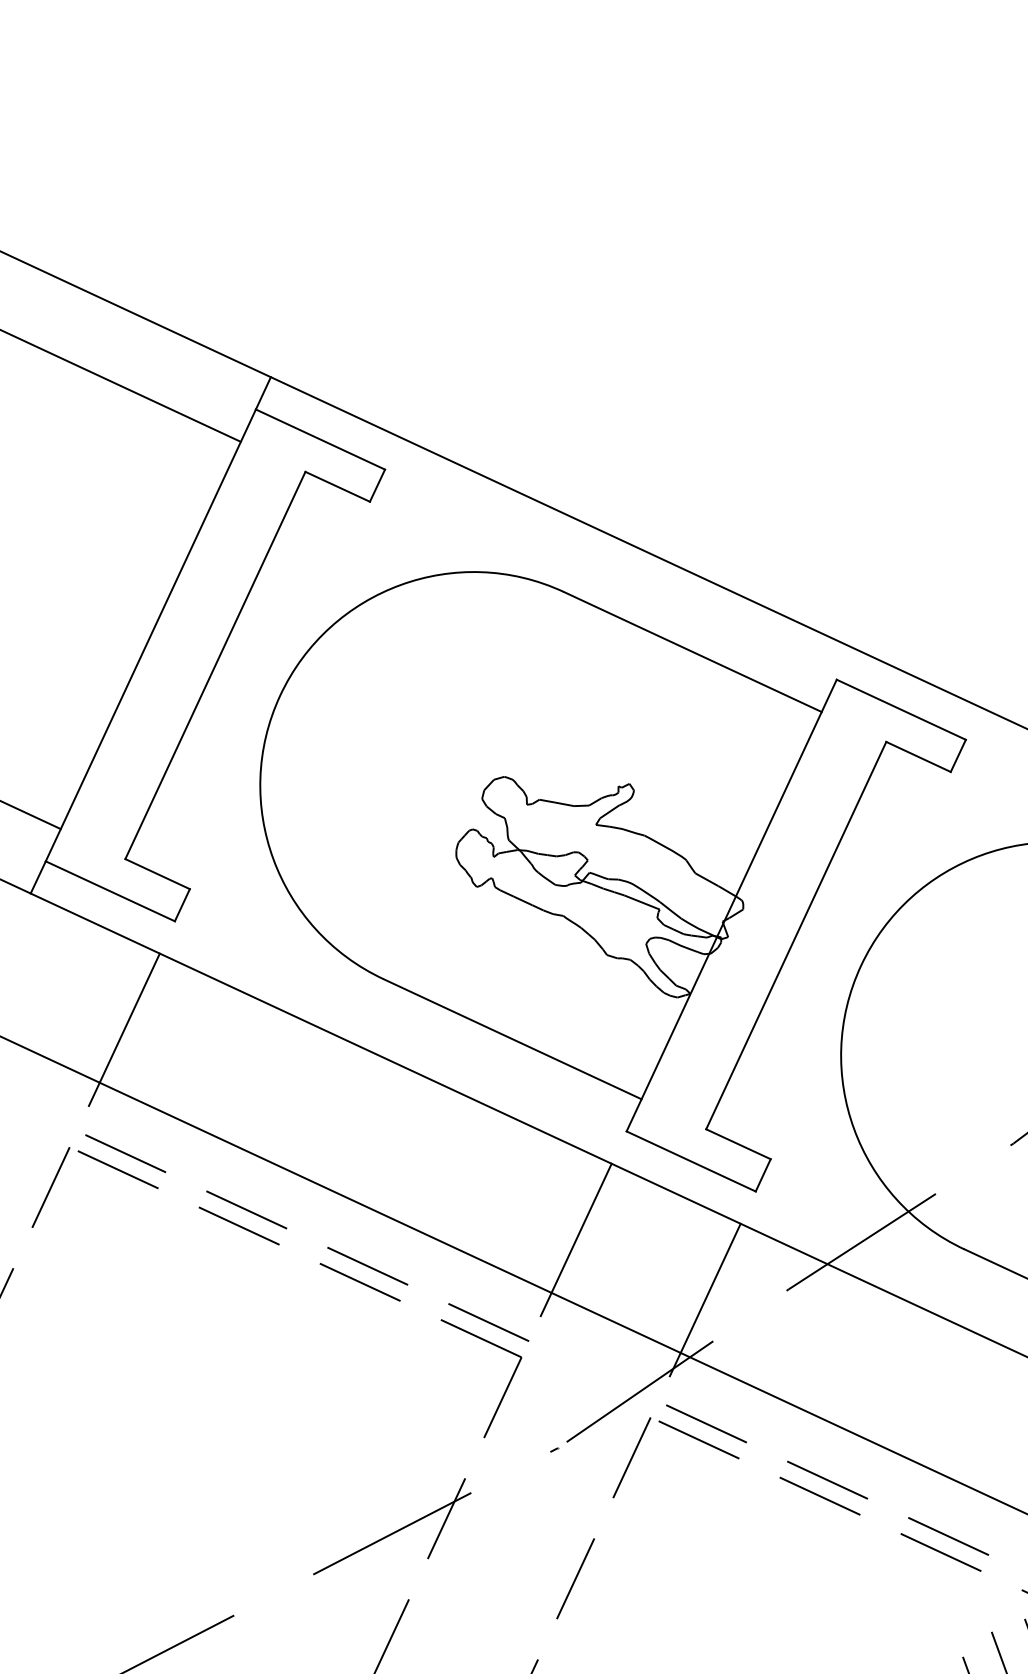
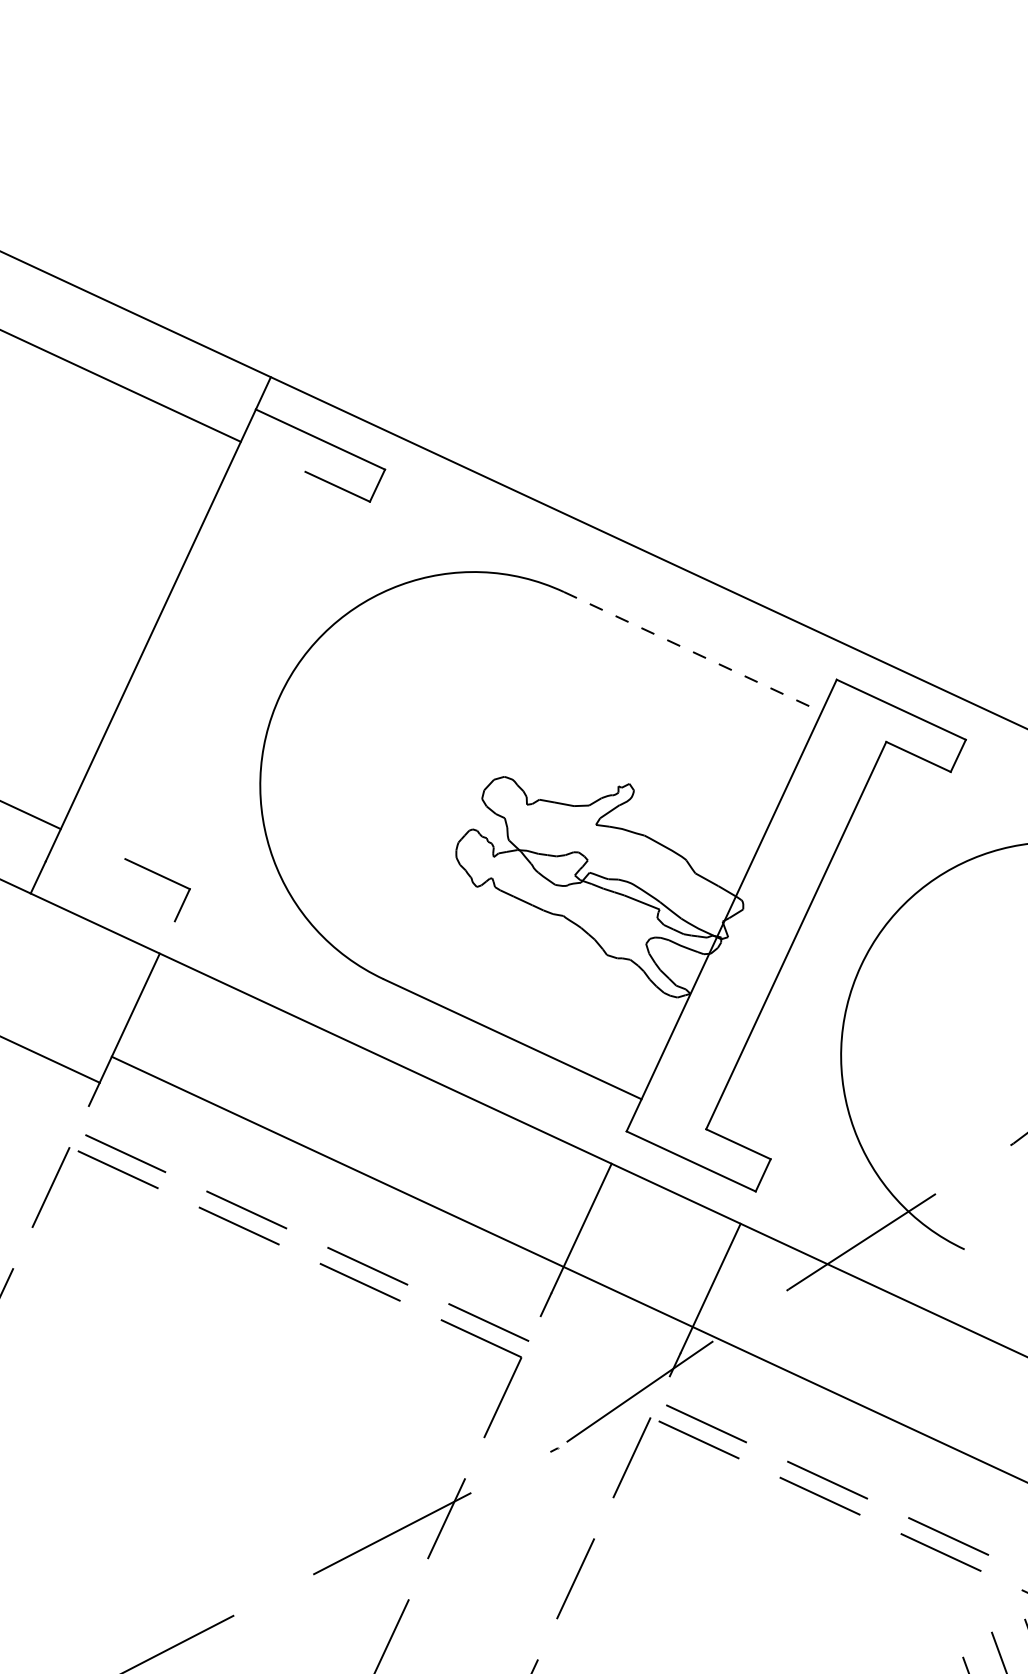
line: solid -> dashed (693, 652)
line: present -> none (215, 665)
line: present -> none (109, 891)
line: present -> none (994, 1263)
line position: (561, 1297) -> (567, 1268) (567, 1268)
